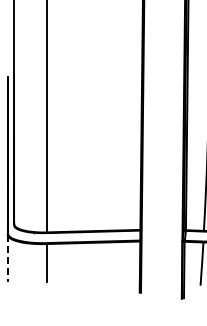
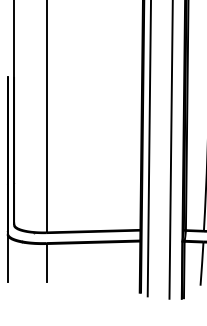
line: none -> present (148, 149)
line: none -> present (170, 150)
line: dashed -> solid (7, 258)
